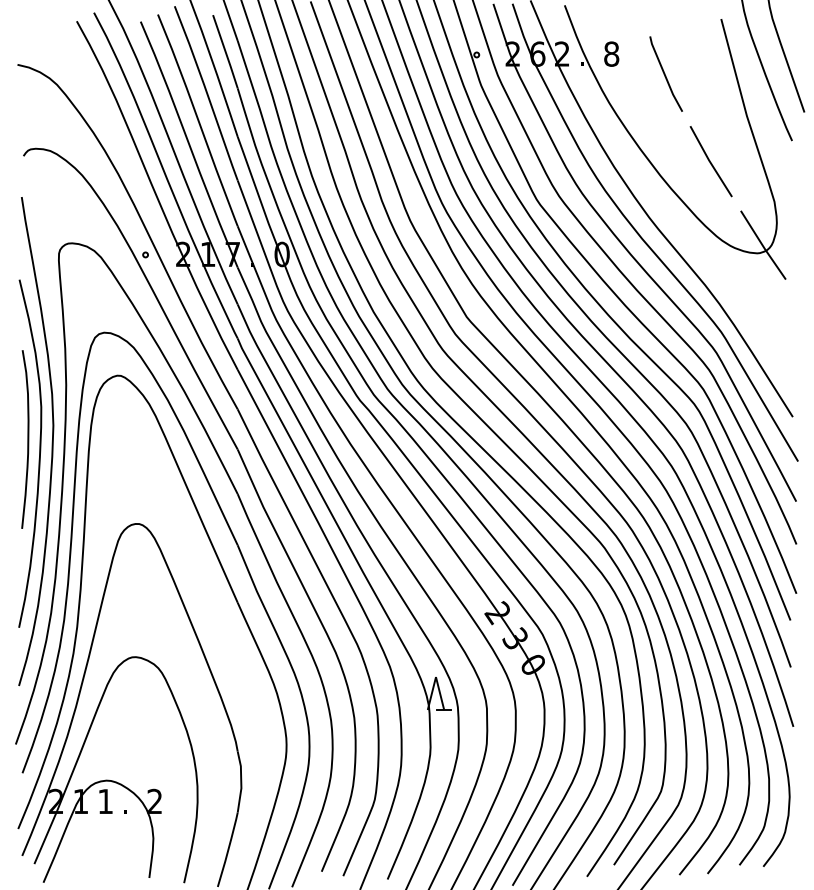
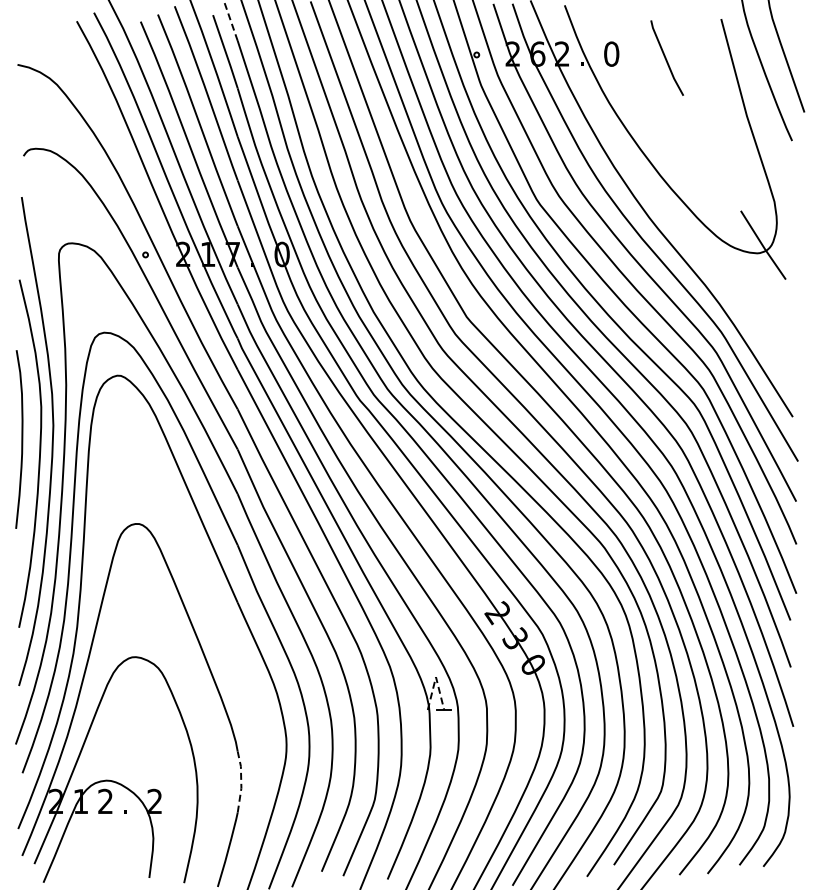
line: solid -> dashed (230, 20)
text: 8 -> 0 (611, 53)
line position: (665, 73) -> (666, 57) (666, 57)
line: present -> none (710, 161)
curve position: (27, 439) -> (21, 439) (21, 439)
line: solid -> dashed (435, 677)
line: solid -> dashed (241, 781)
text: 1 -> 2 (105, 800)
